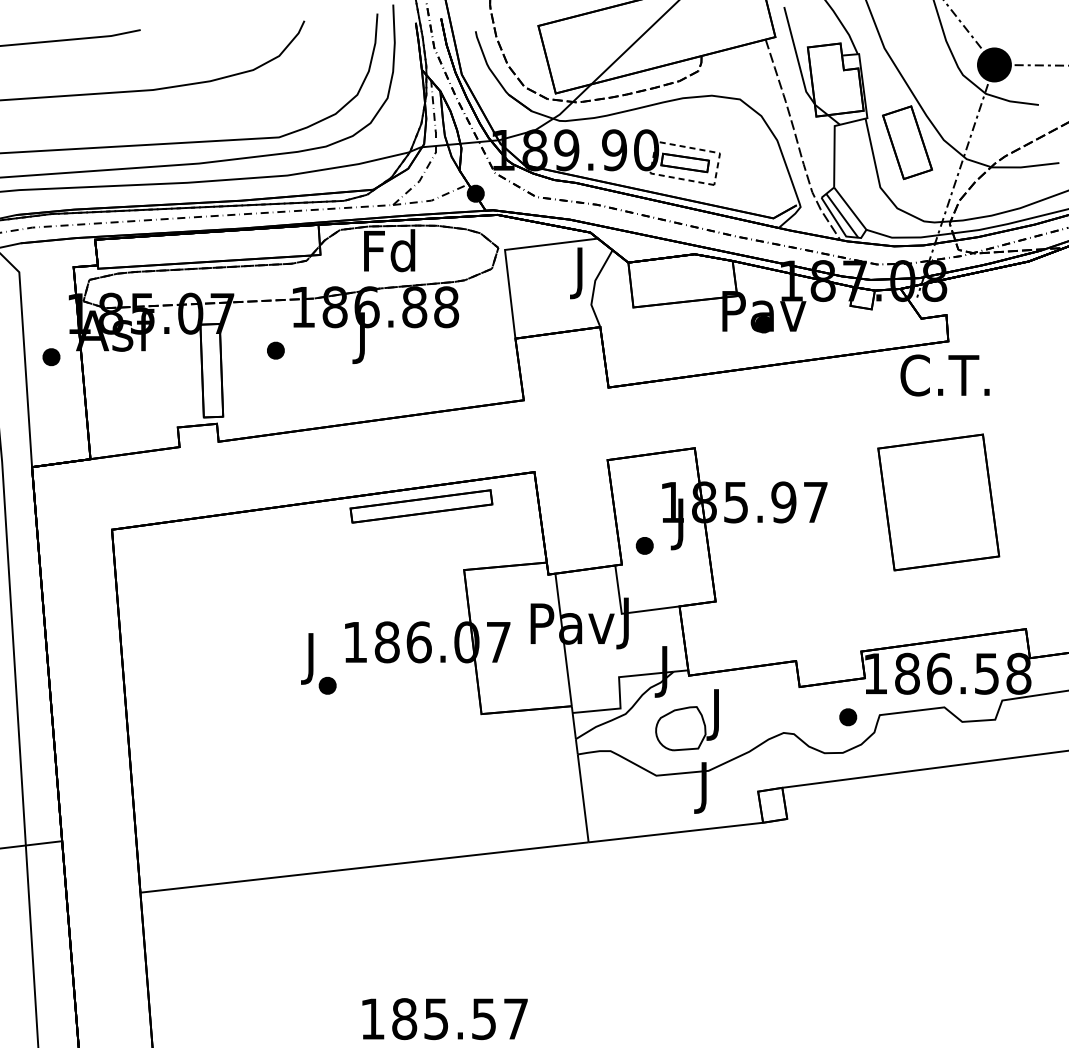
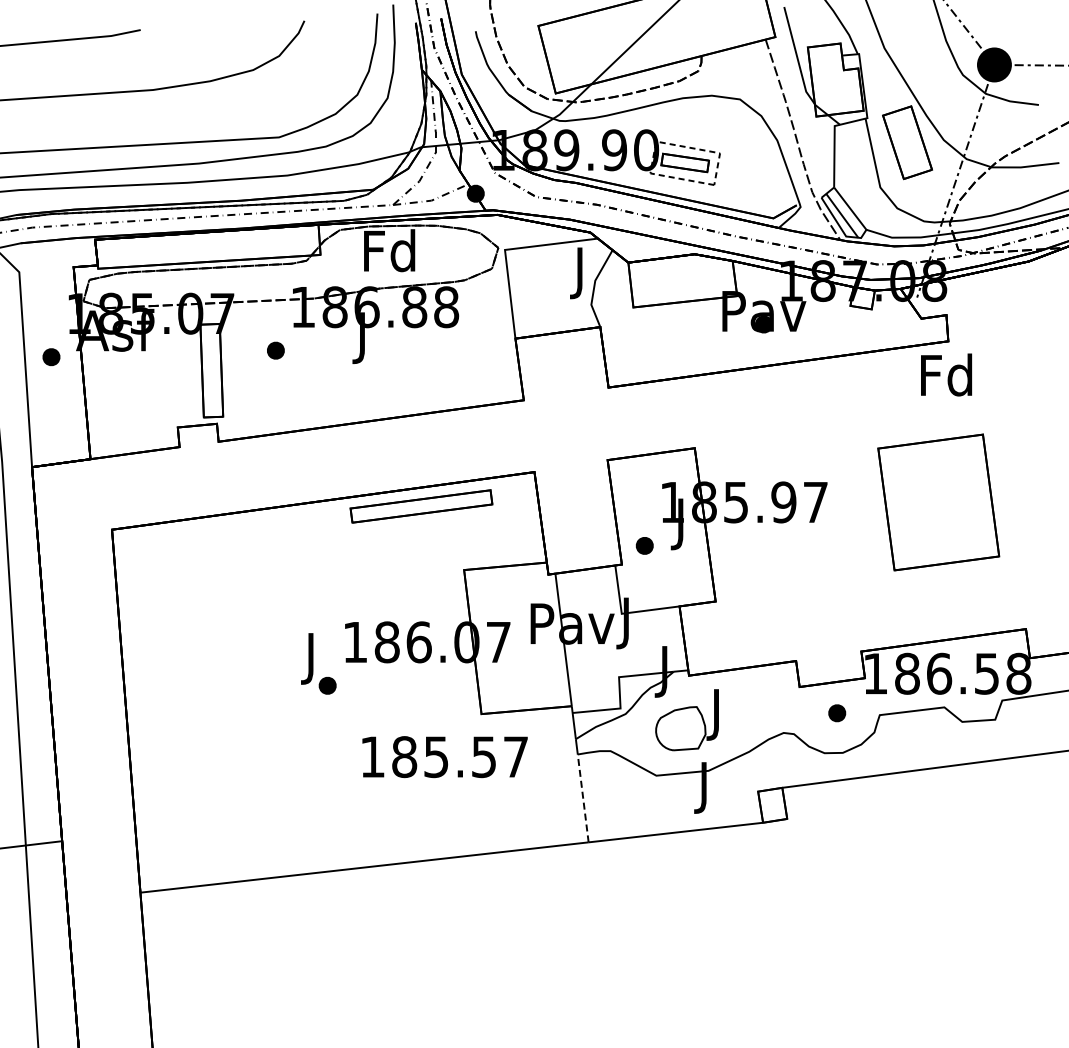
text: C.T. -> Fd (944, 374)
part position: (848, 717) -> (837, 713) (837, 713)
line: solid -> dashed (583, 797)
text position: (444, 1019) -> (444, 757) (444, 757)
